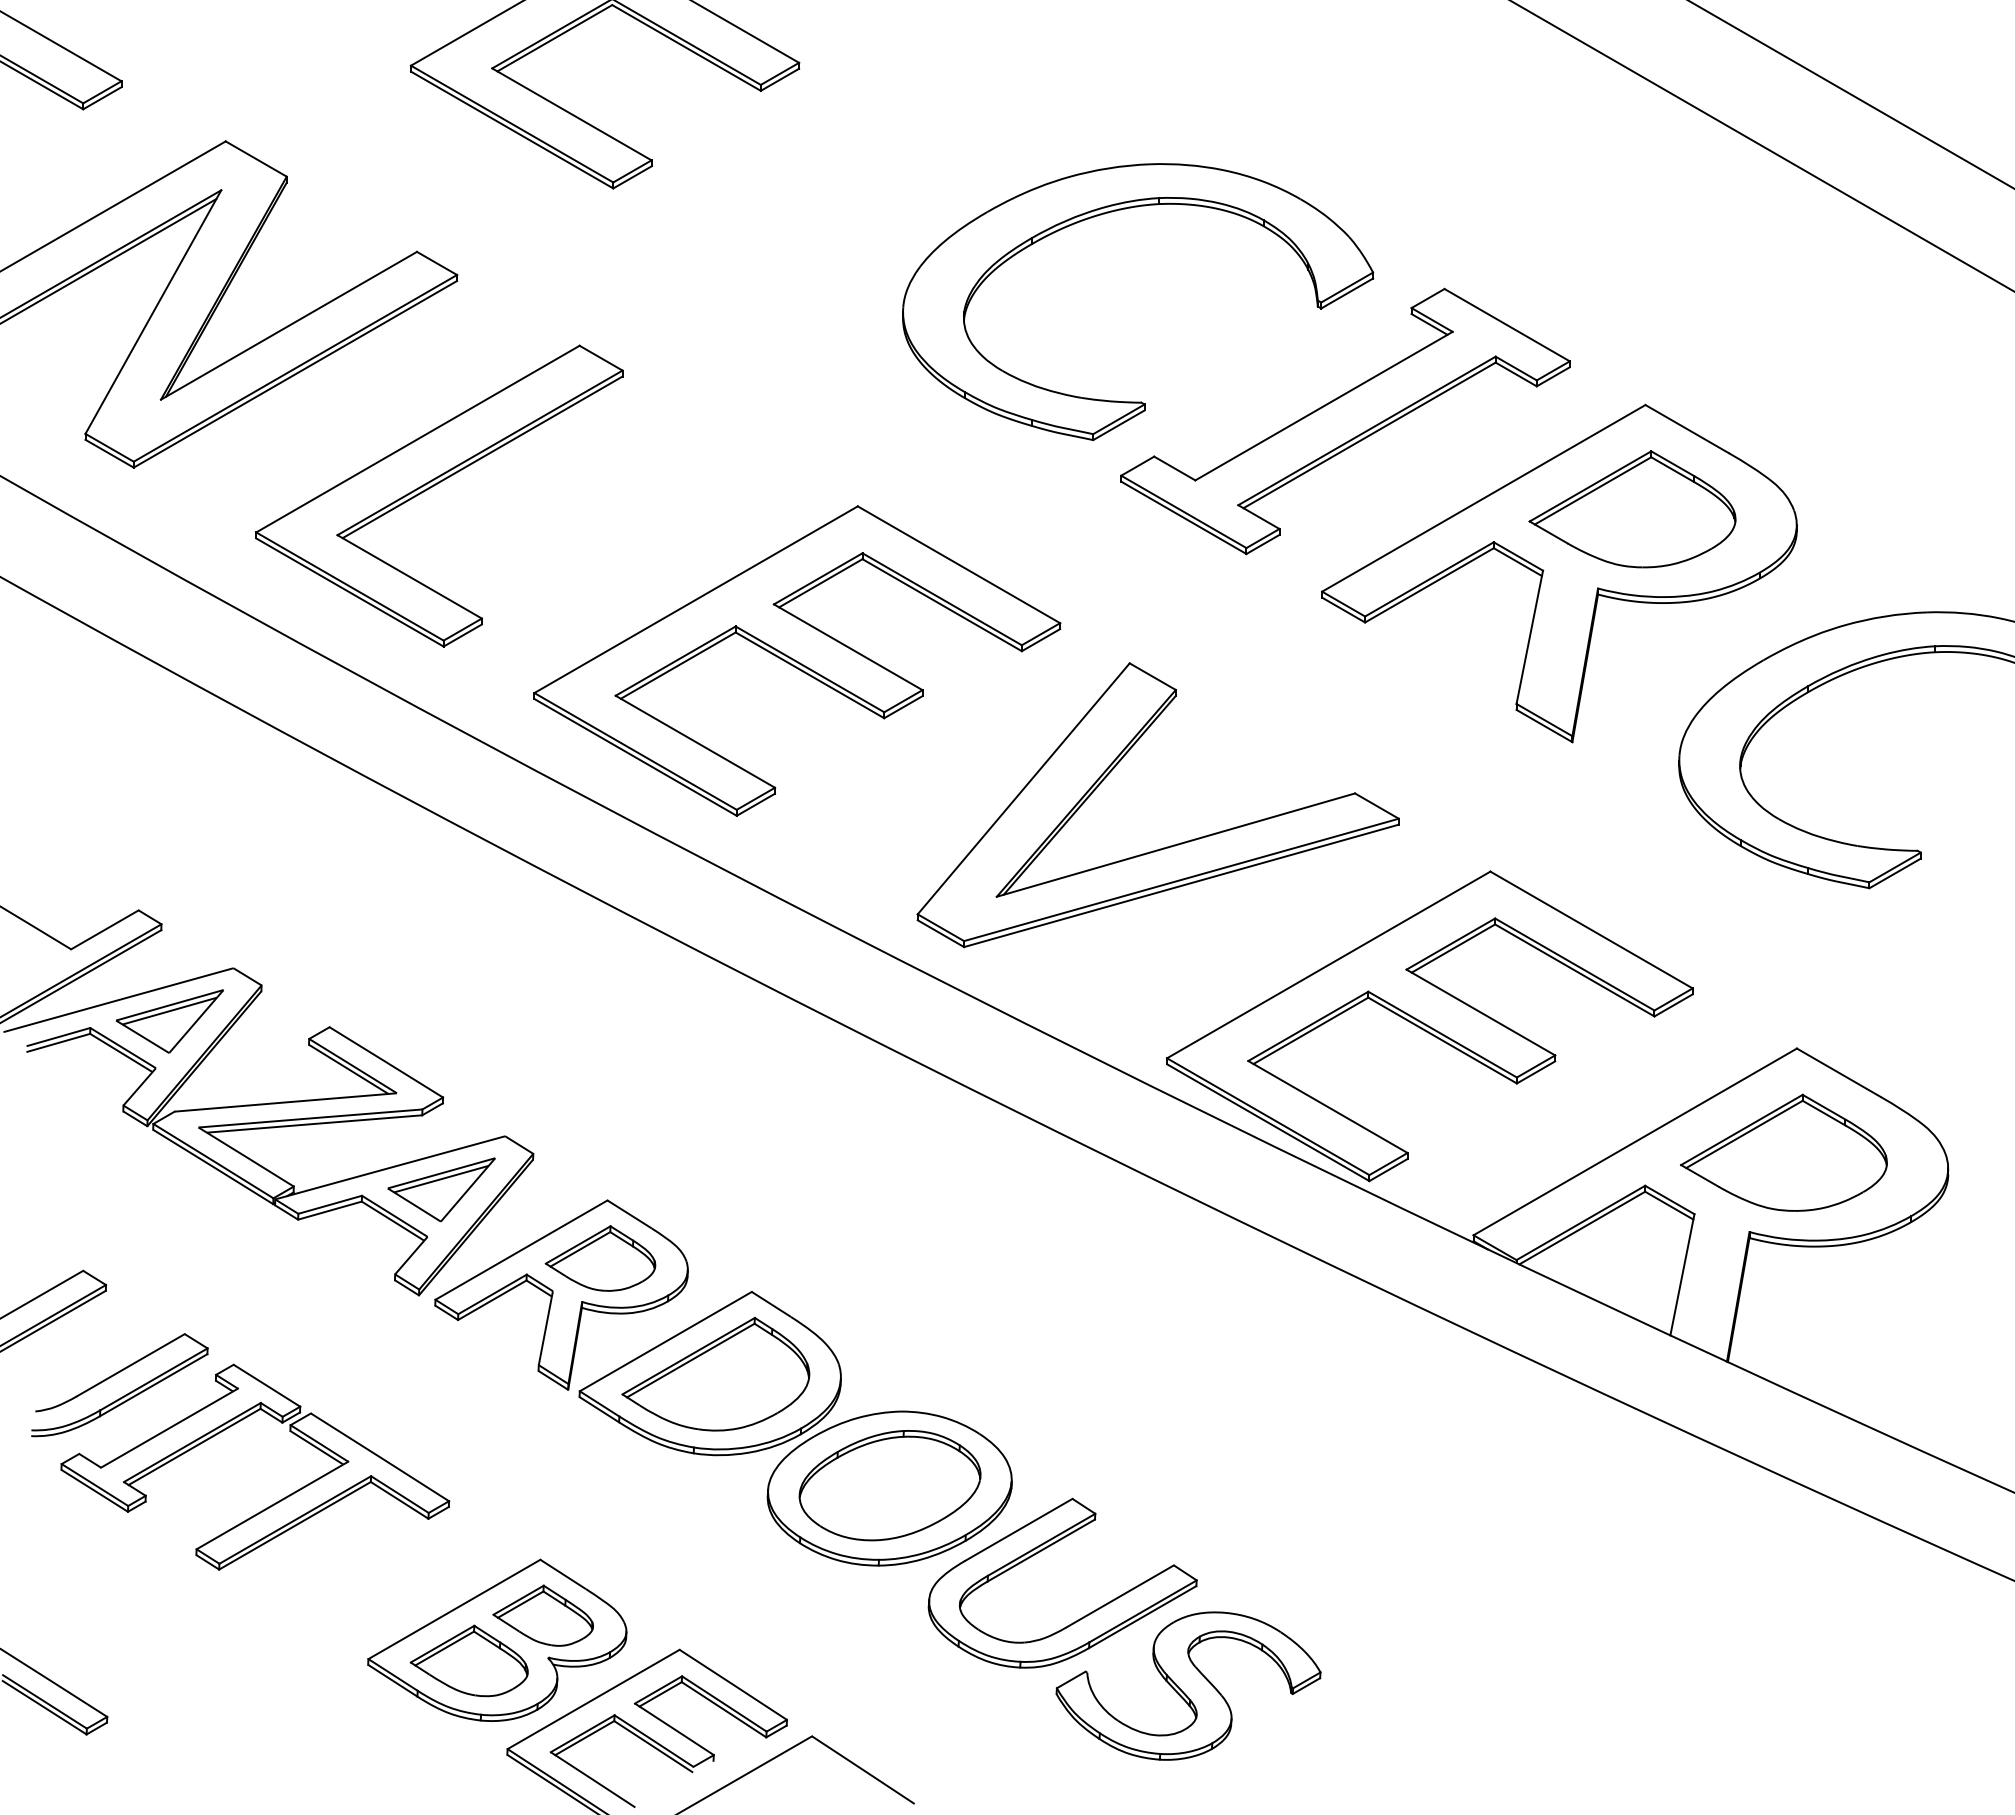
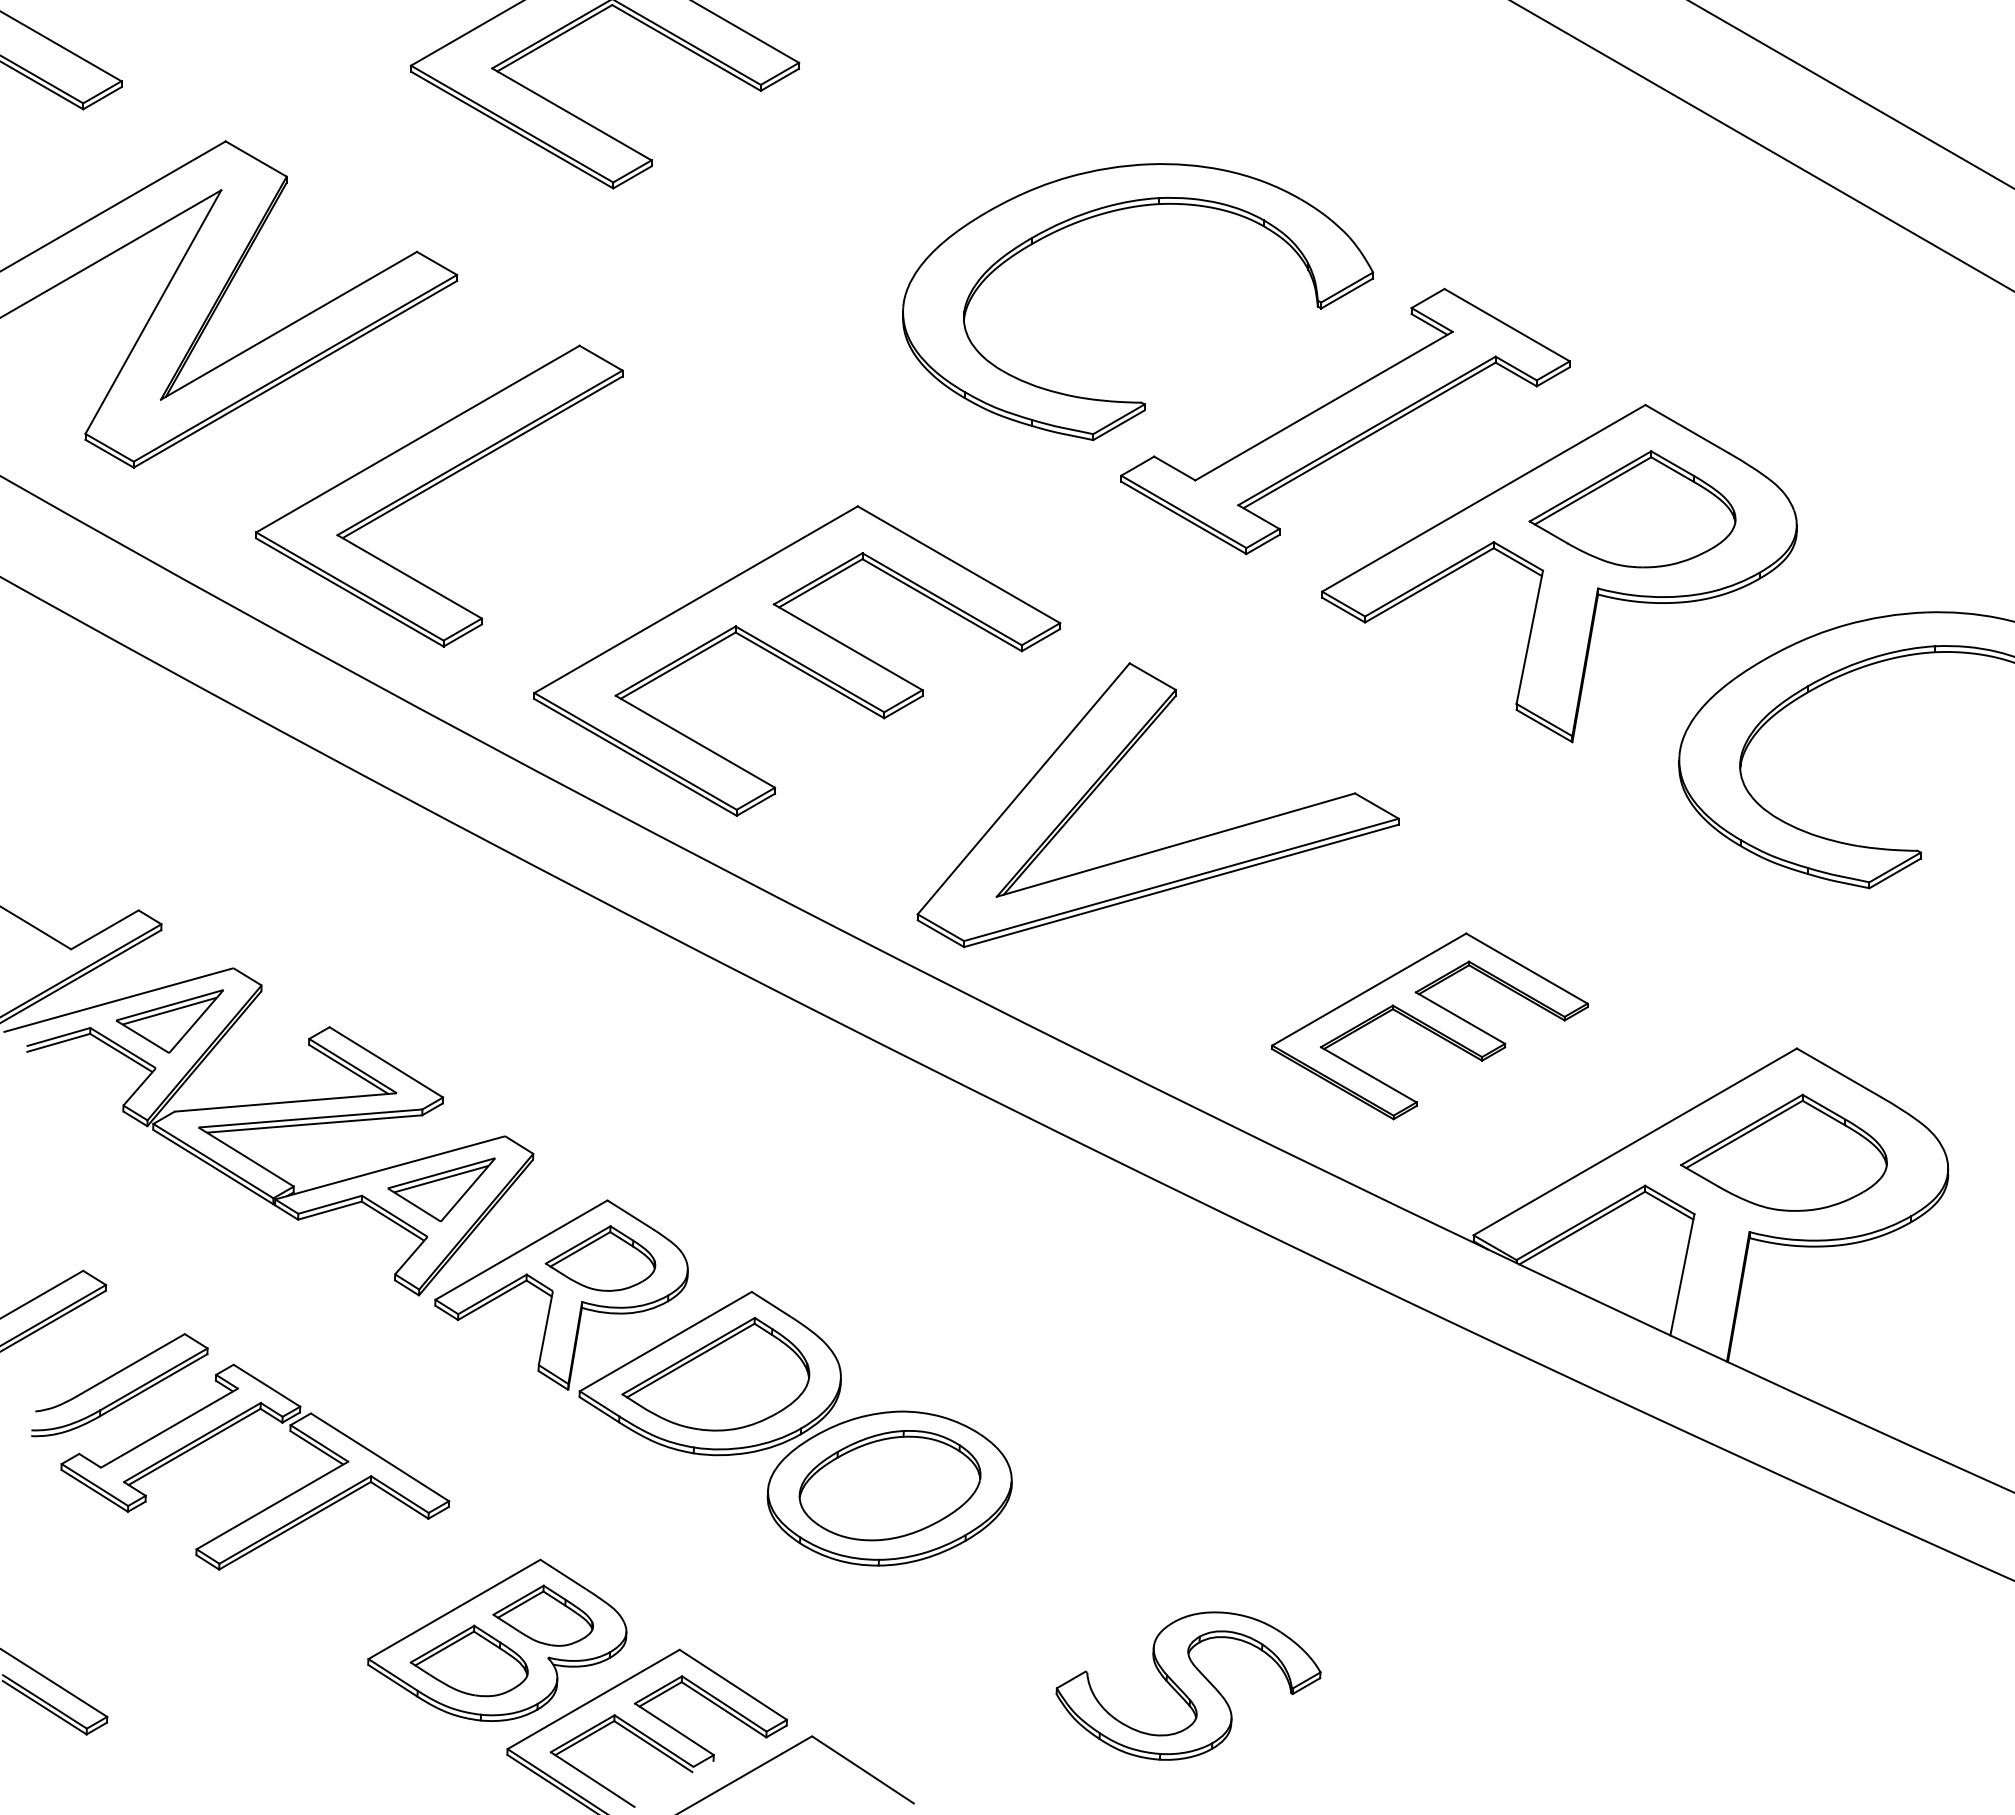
line: present -> none (109, 260)
part size: 528x313 px -> 318x189 px (1429, 1026)
part: present -> none (1045, 1549)
